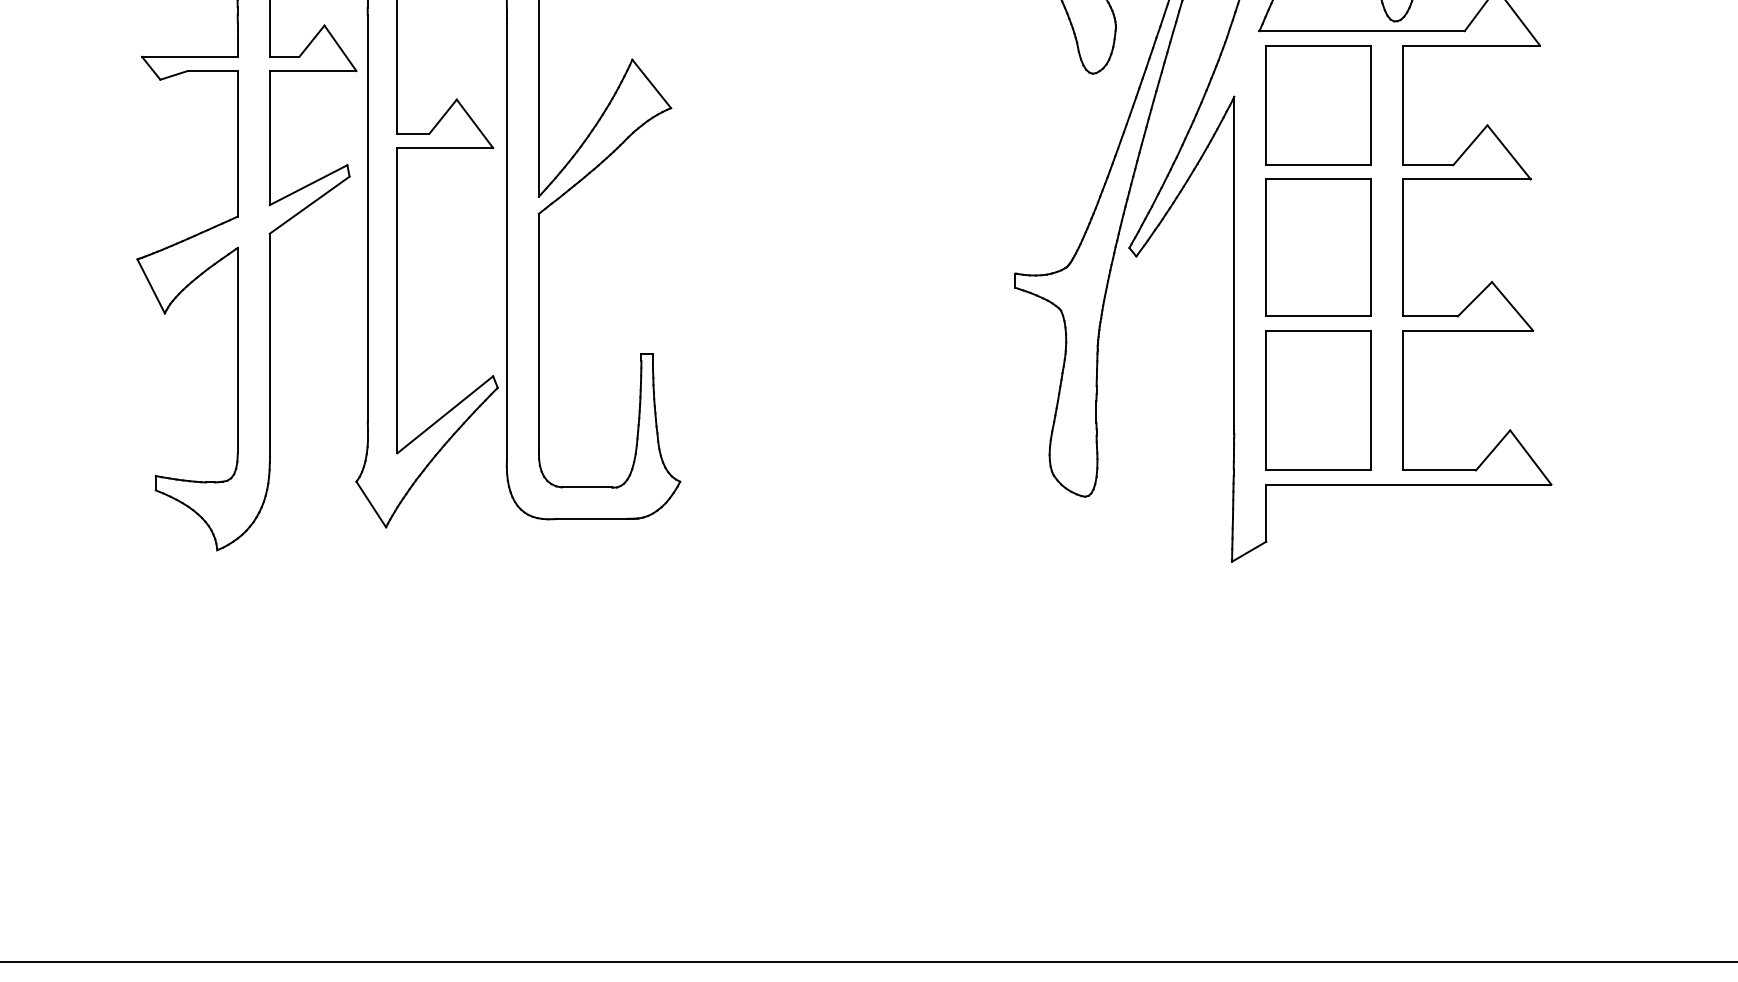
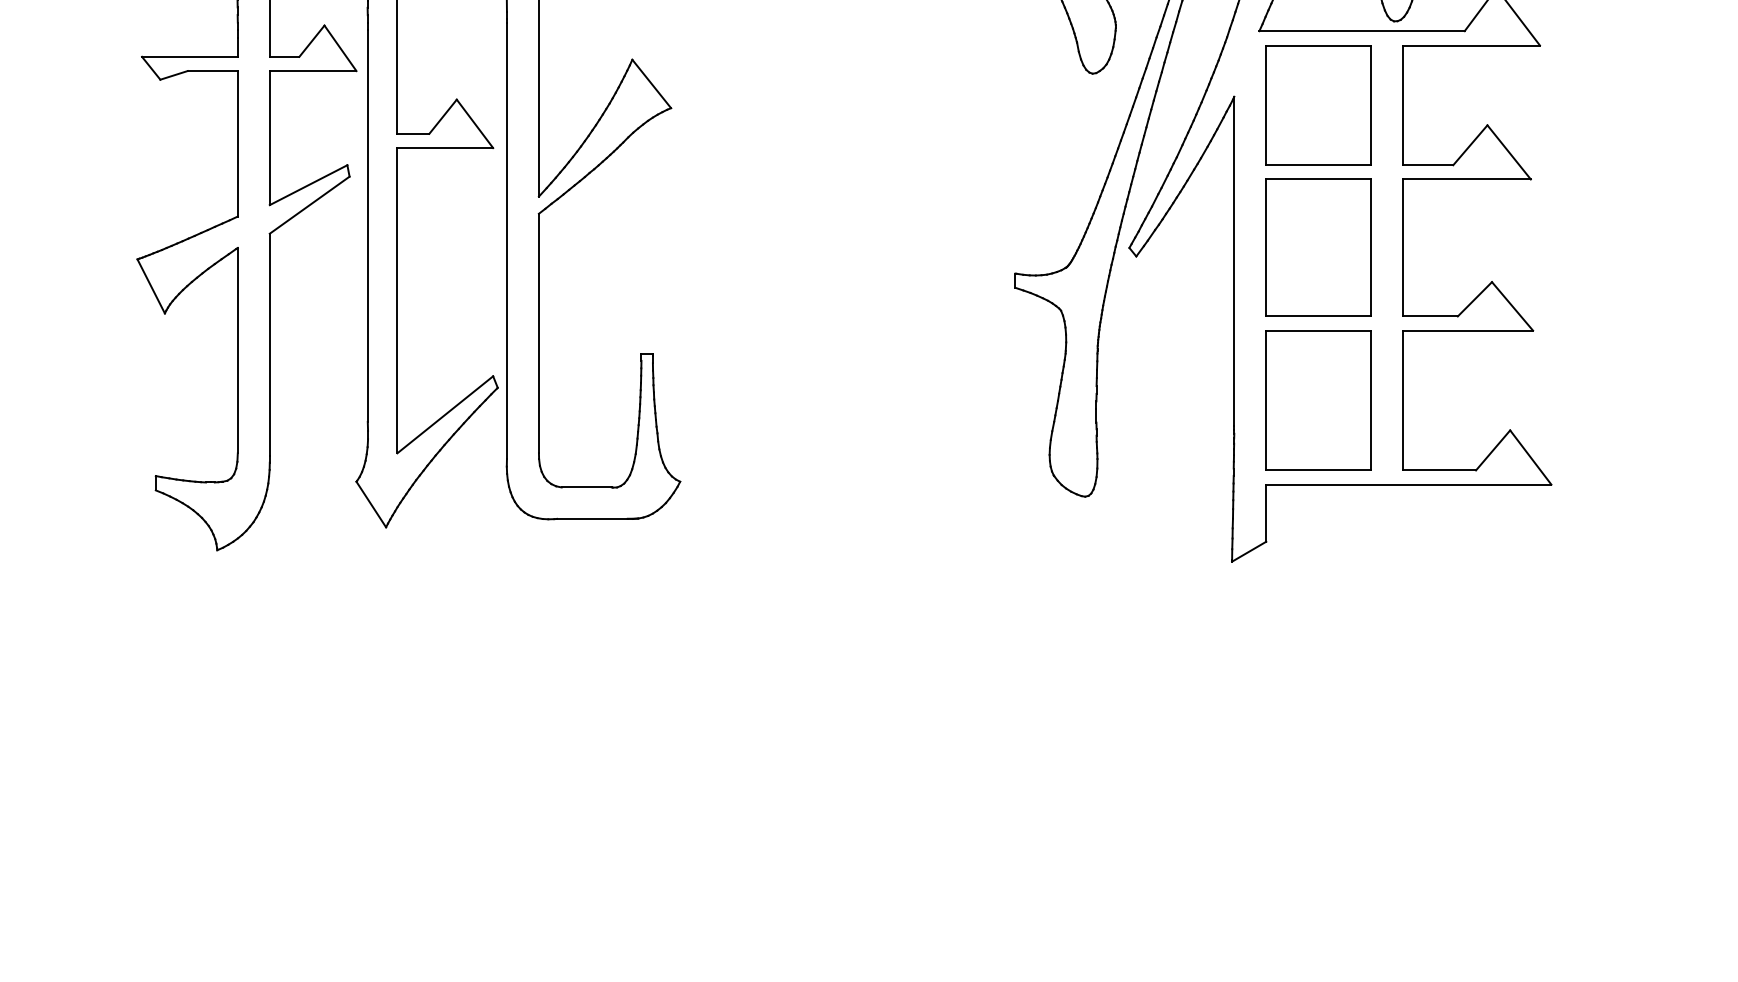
line: present -> none (868, 961)
